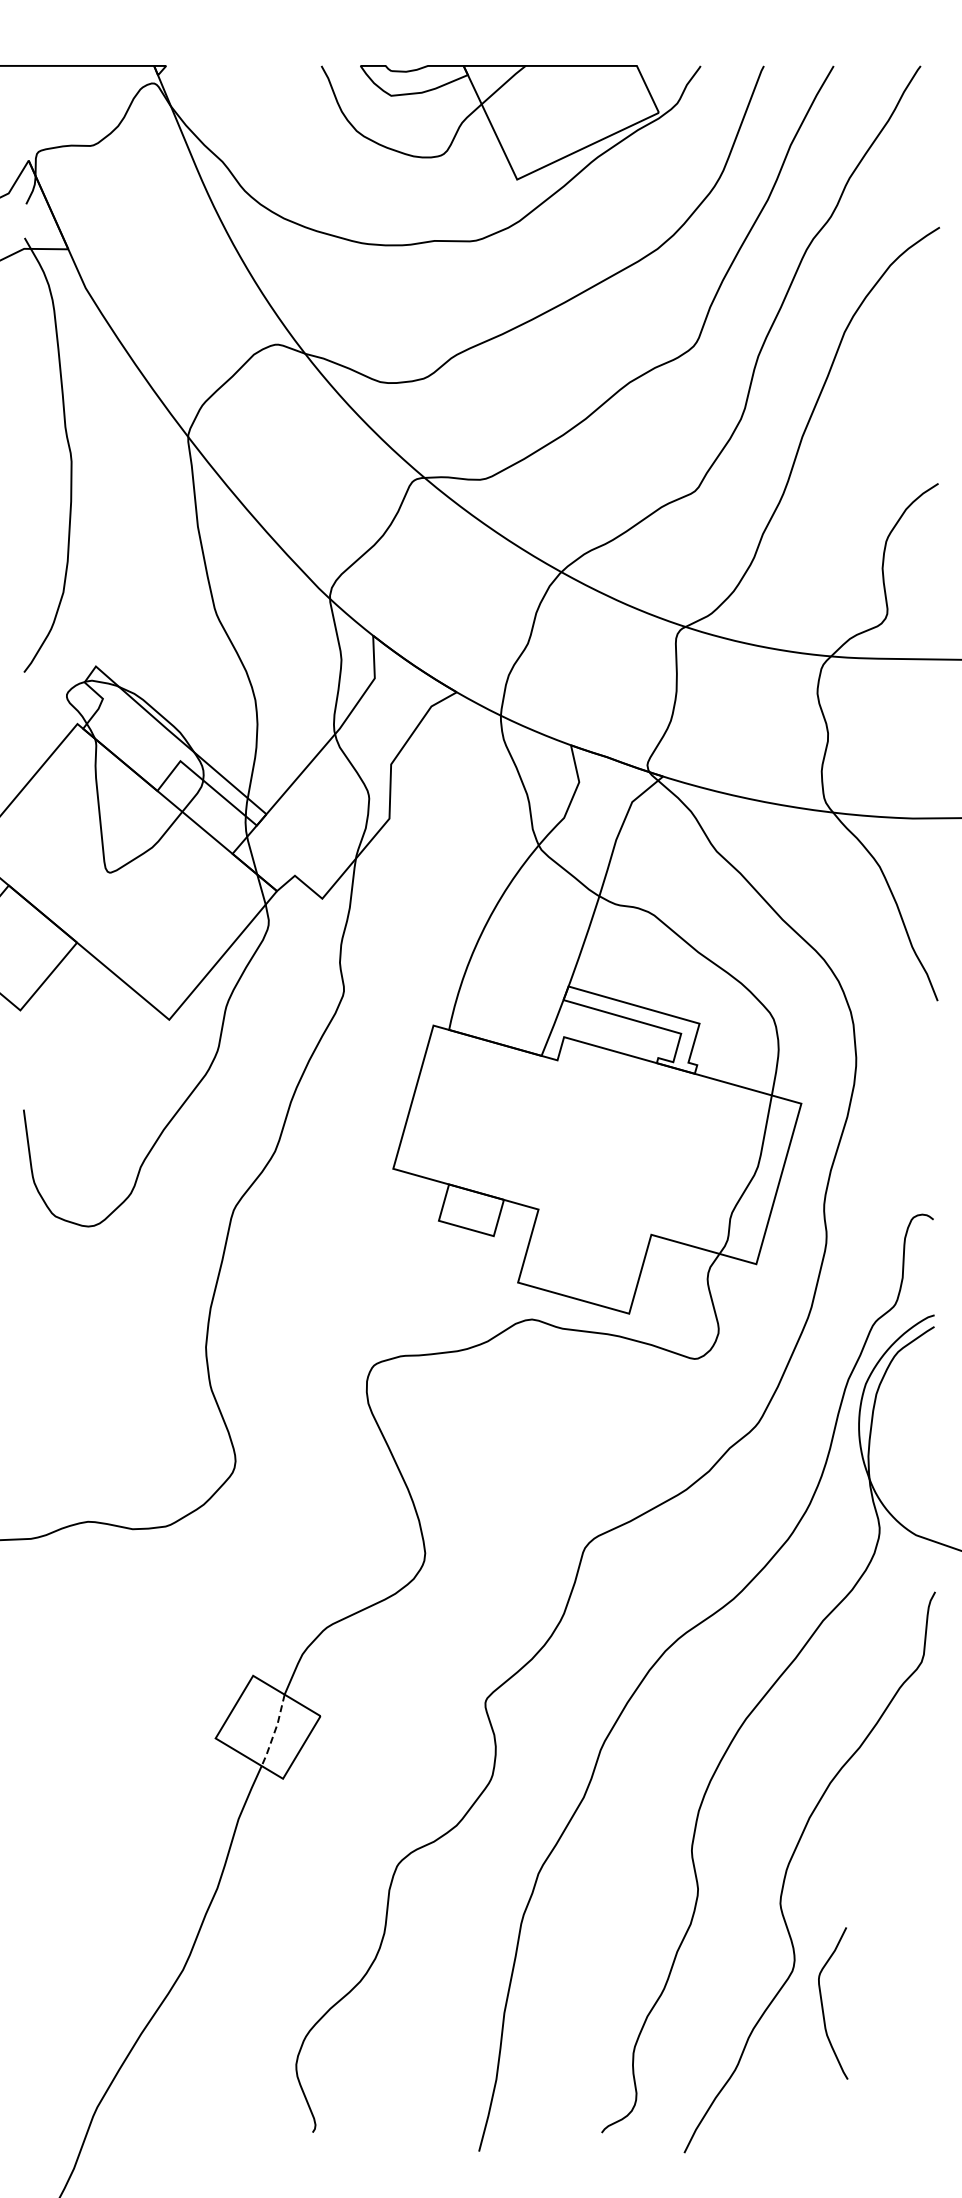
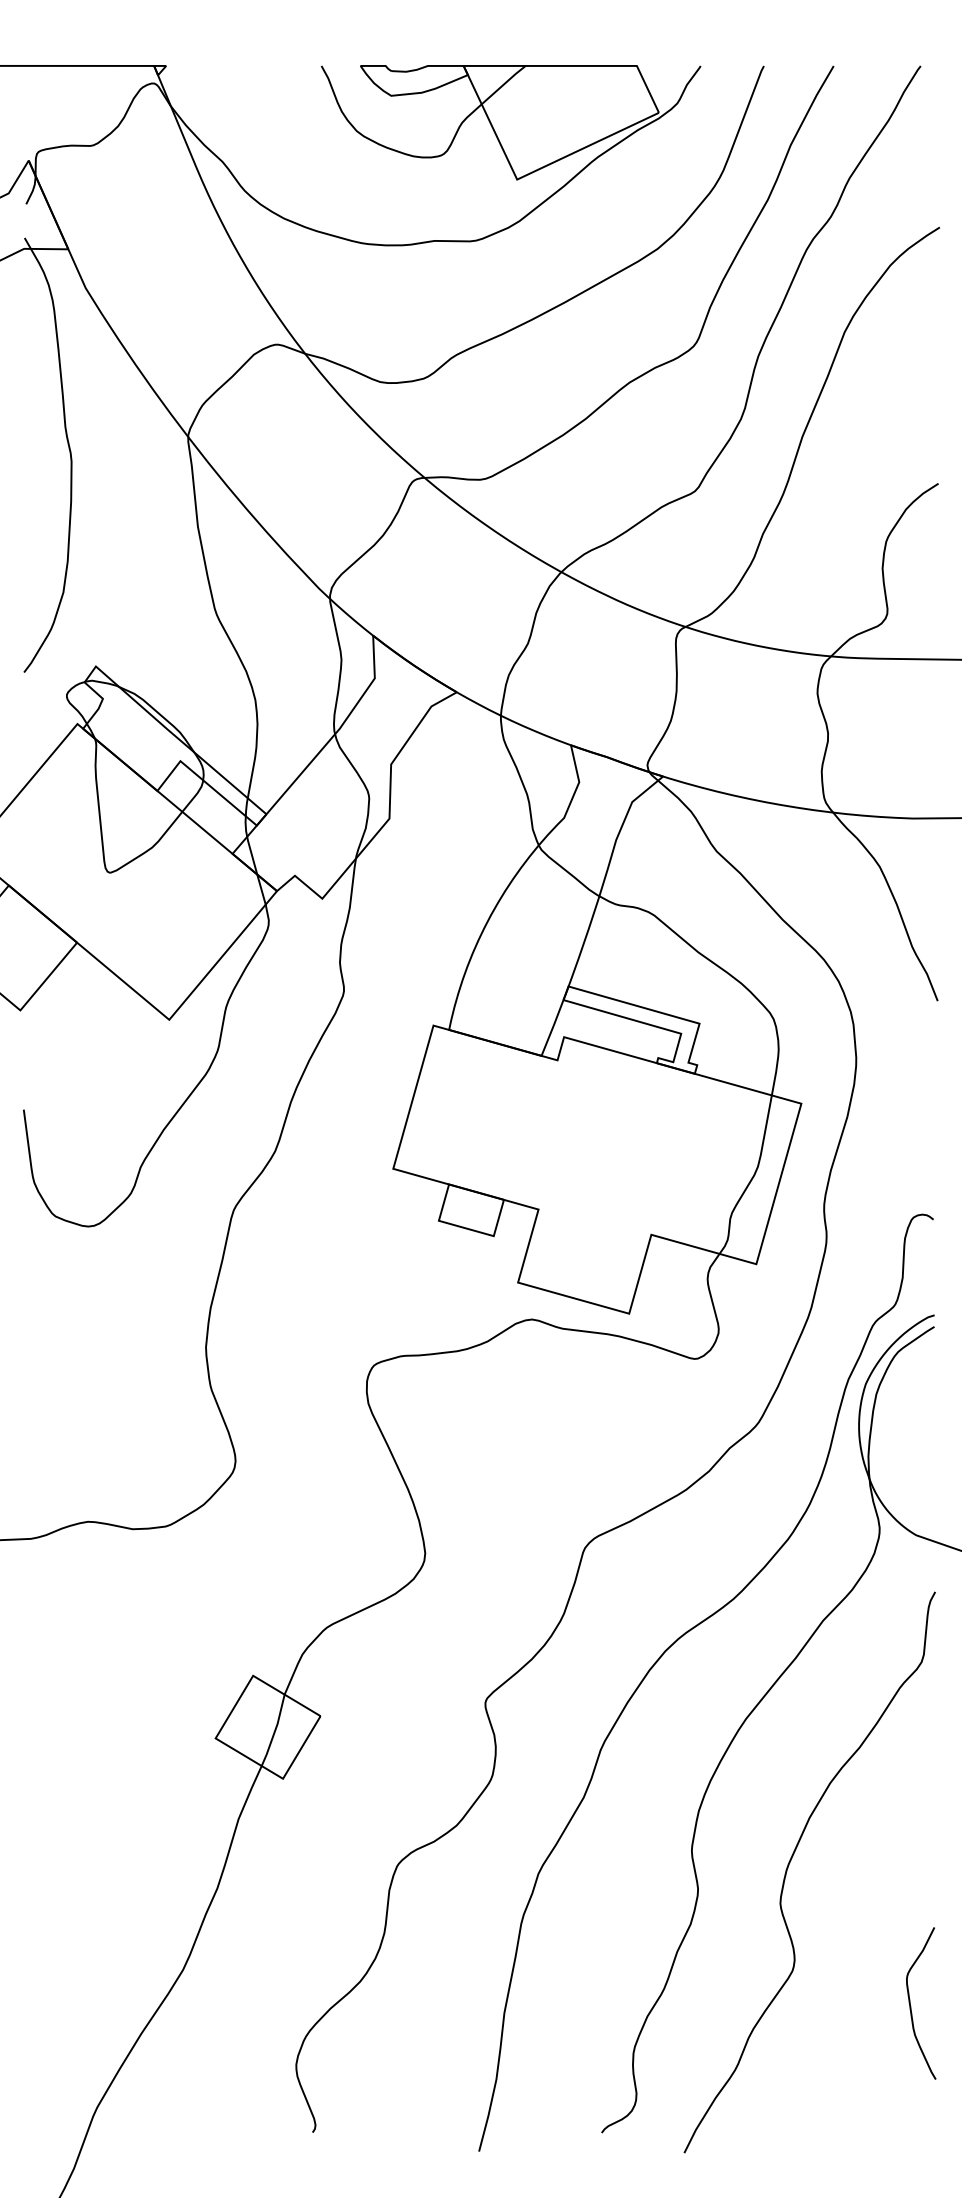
line: dashed -> solid (274, 1731)
curve position: (823, 2006) -> (911, 2006) (911, 2006)
